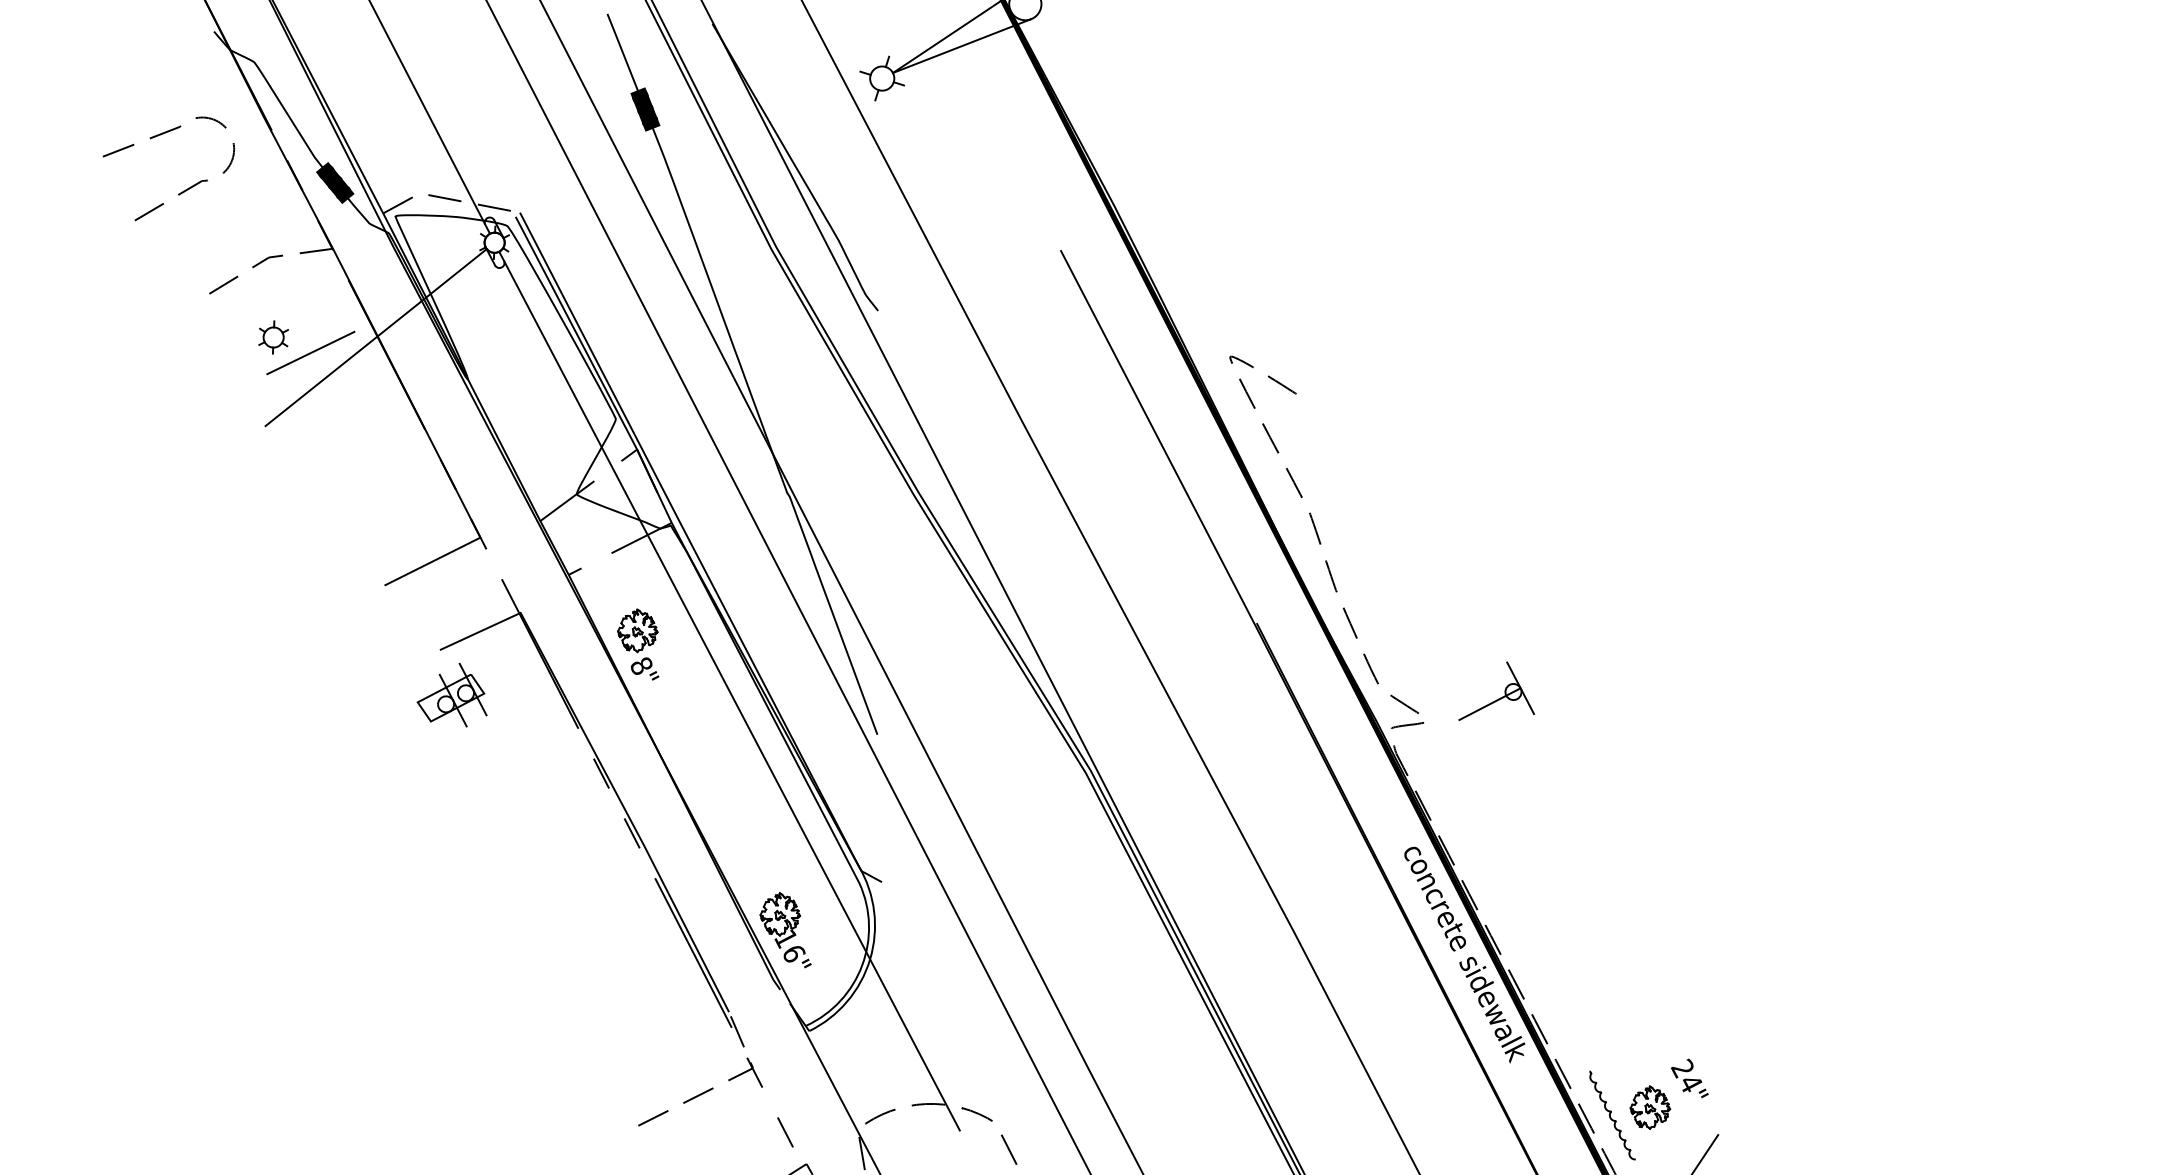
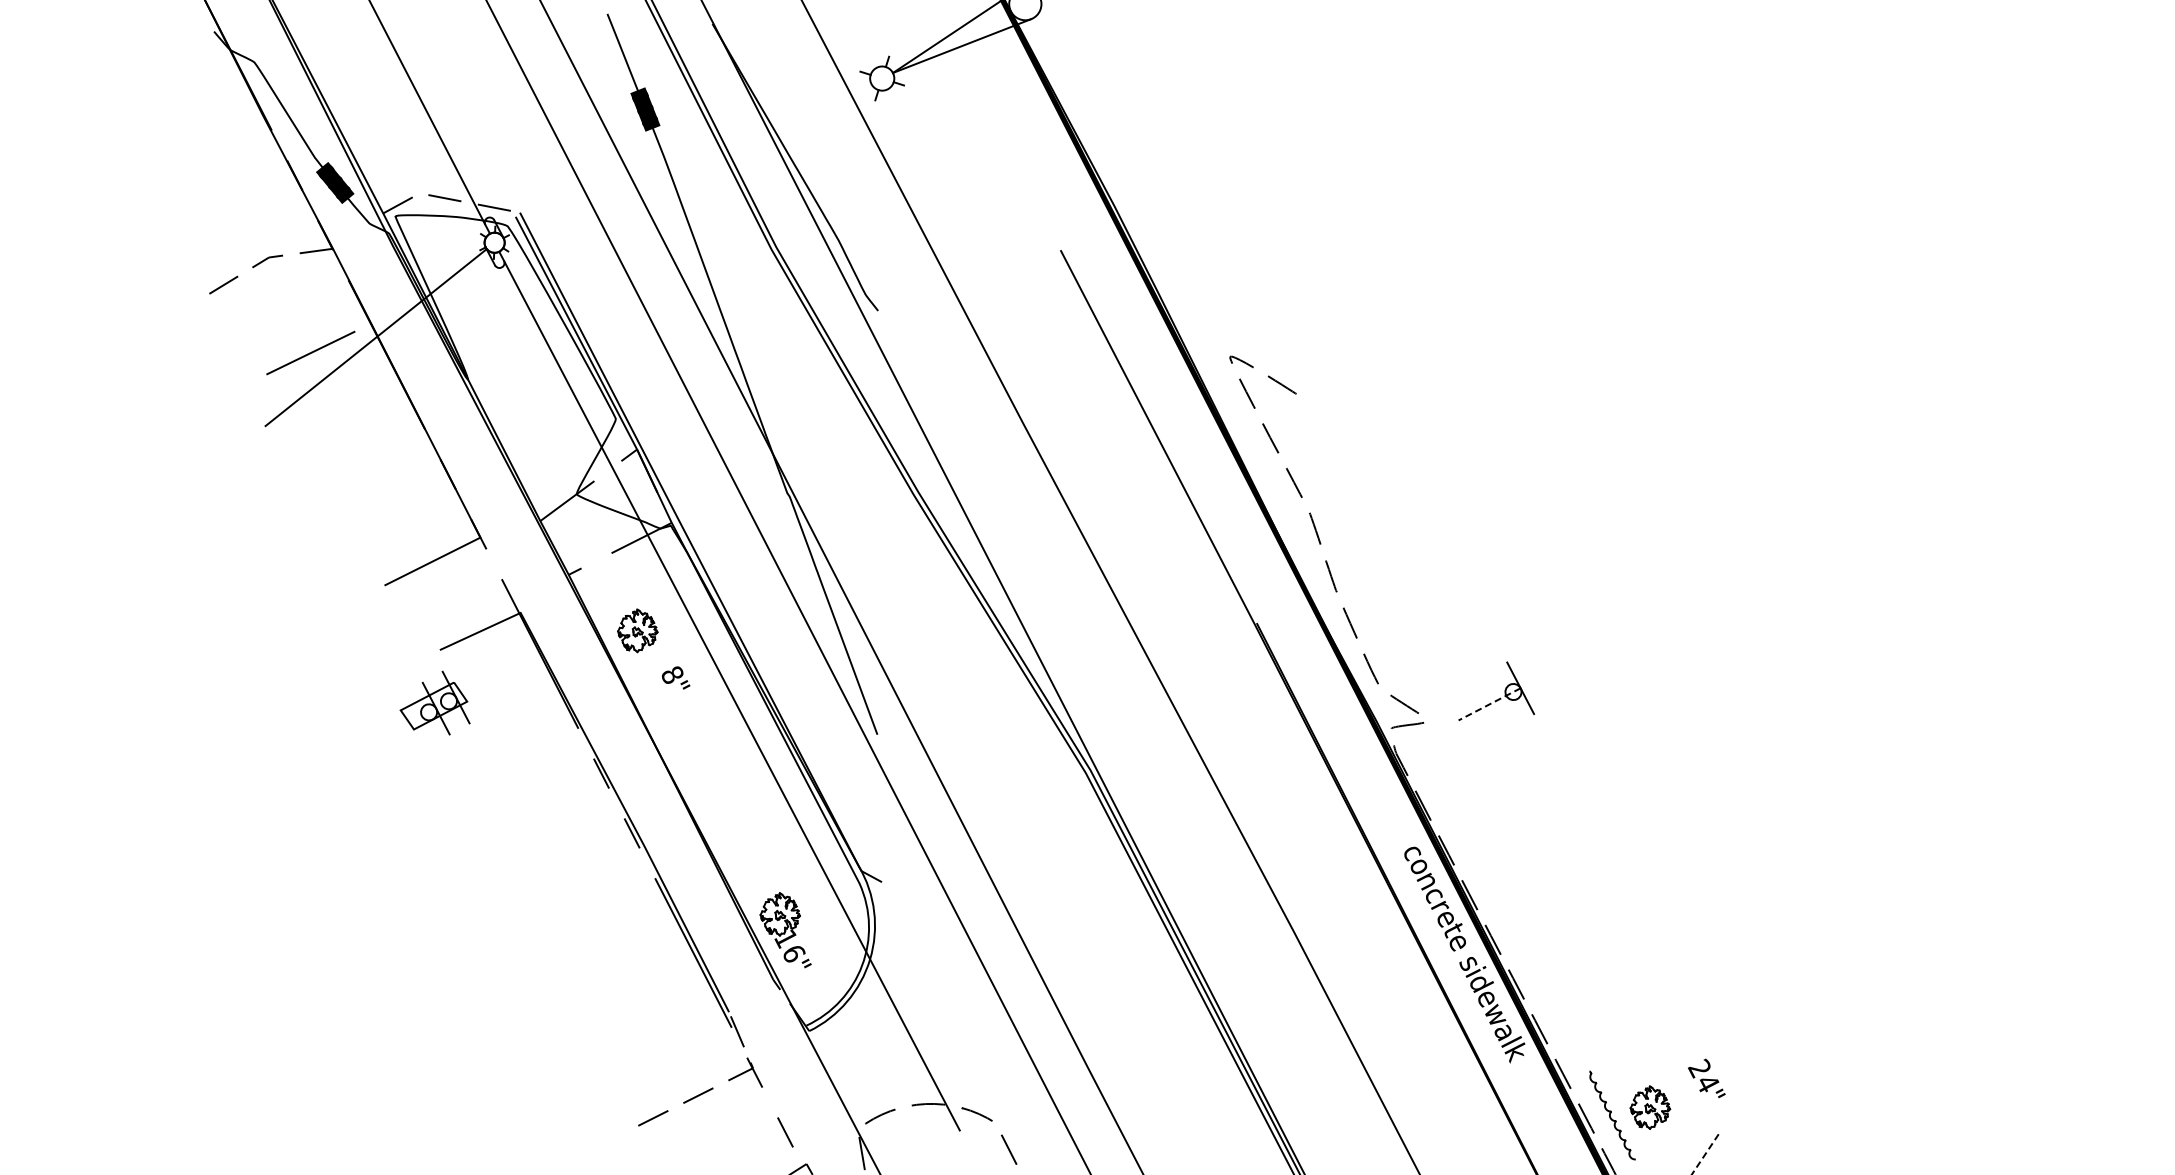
curve: present -> none (183, 190)
part: present -> none (273, 337)
text position: (644, 668) -> (675, 677) (675, 677)
part position: (451, 694) -> (434, 702) (434, 702)
line: solid -> dashed (1489, 704)
text position: (1689, 1077) -> (1706, 1077) (1706, 1077)
line: solid -> dashed (1705, 1154)
